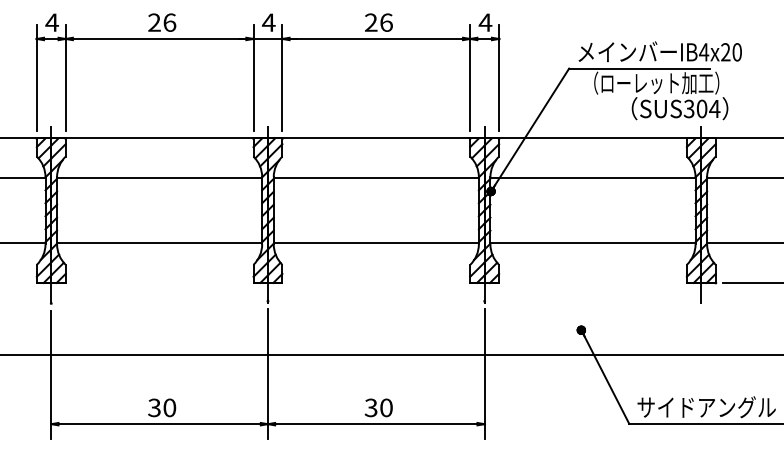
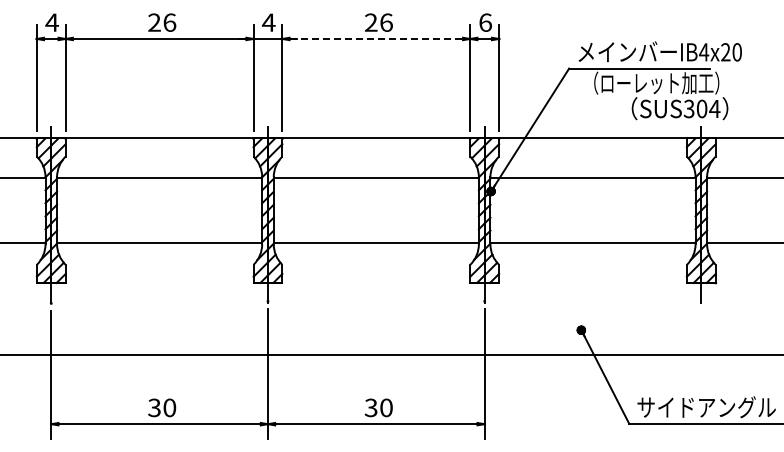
text: 4 -> 6 (485, 22)
line: solid -> dashed (376, 38)
line: present -> none (751, 282)
